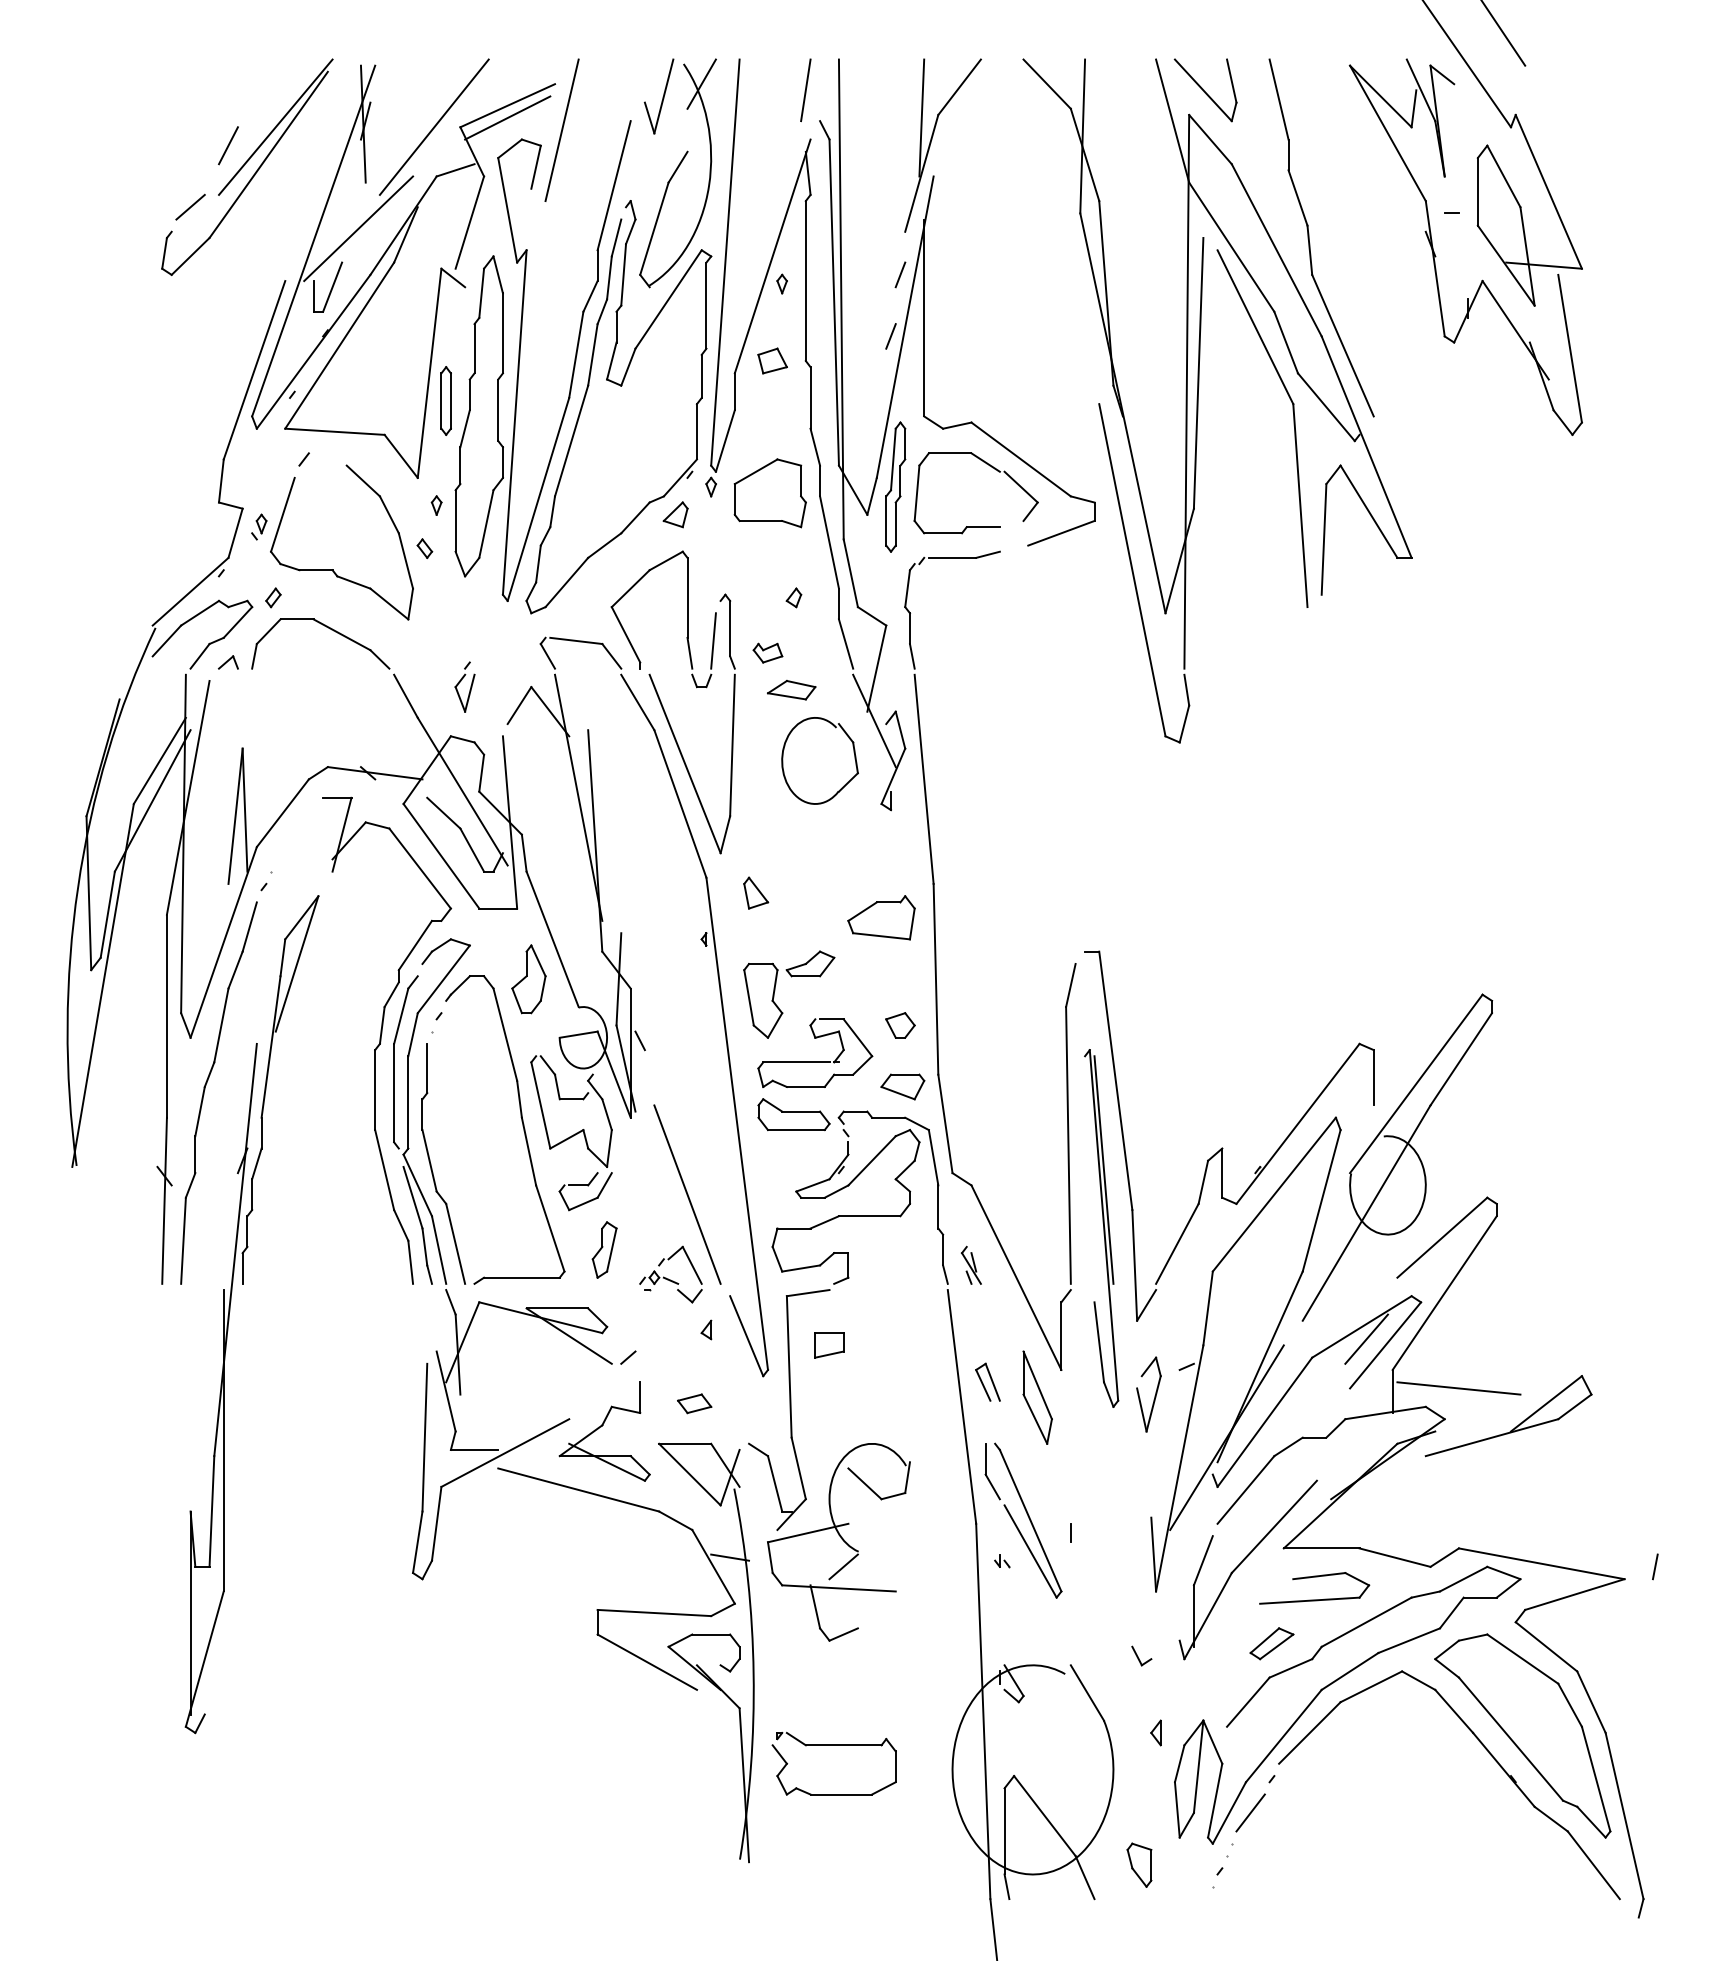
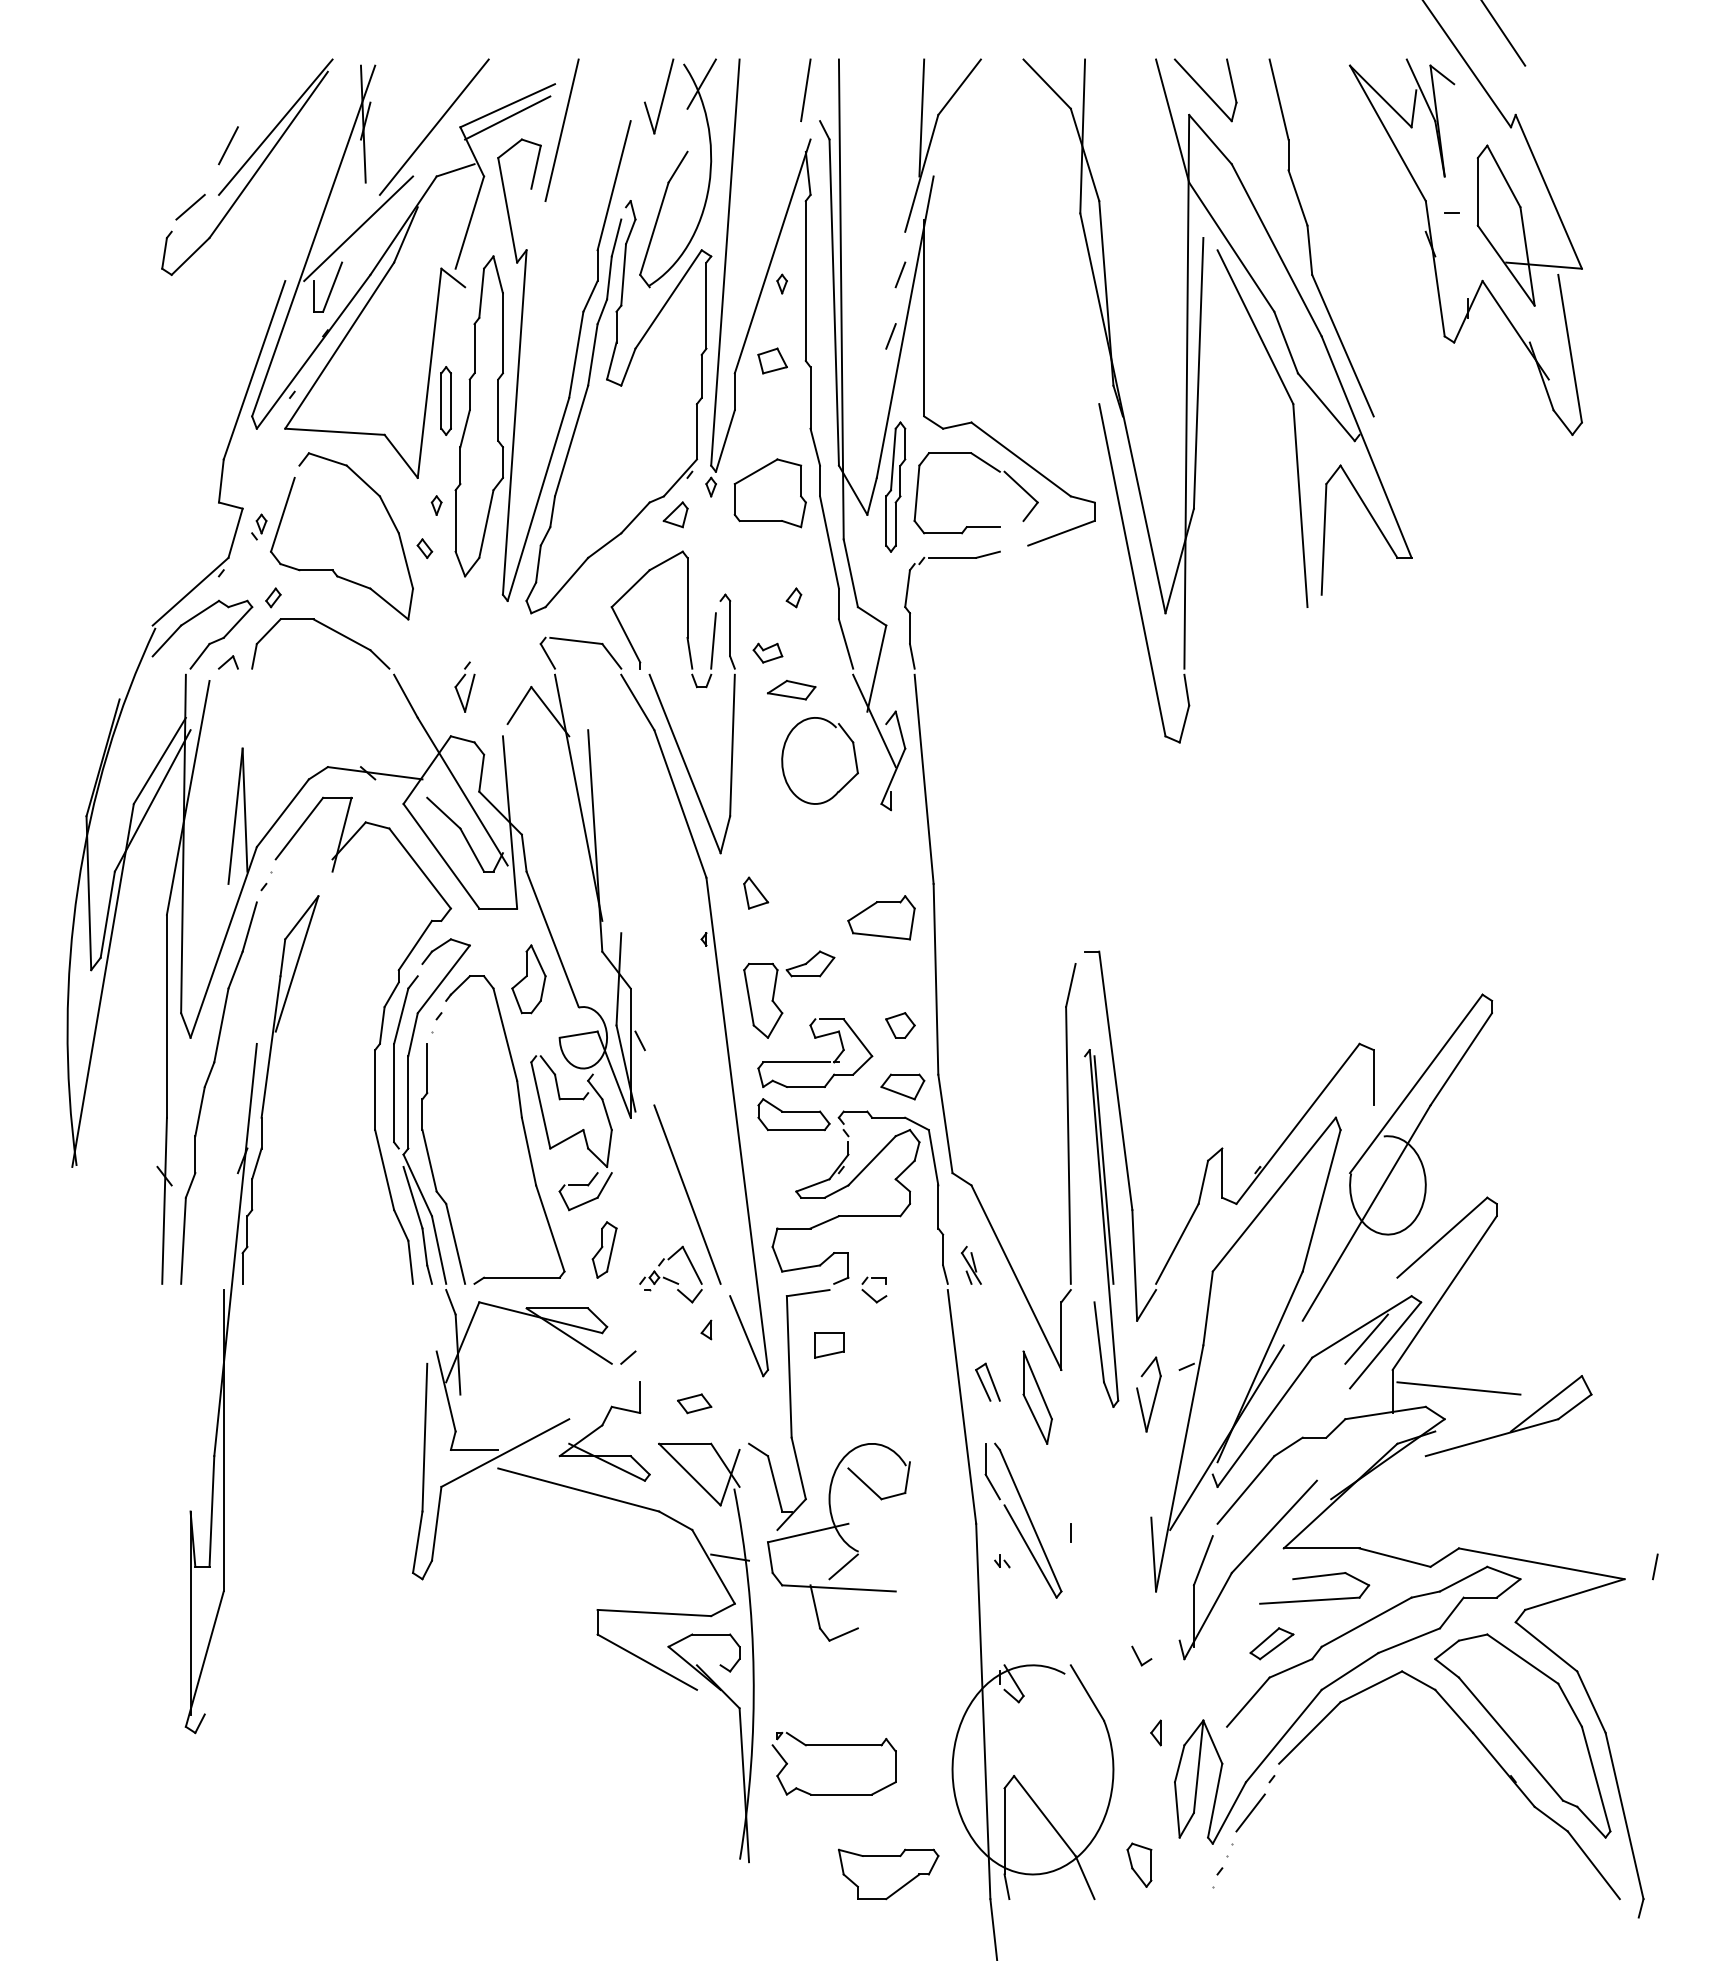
line: none -> present (327, 459)
line: none -> present (299, 828)
part: none -> present (869, 1294)
part: none -> present (888, 1874)
